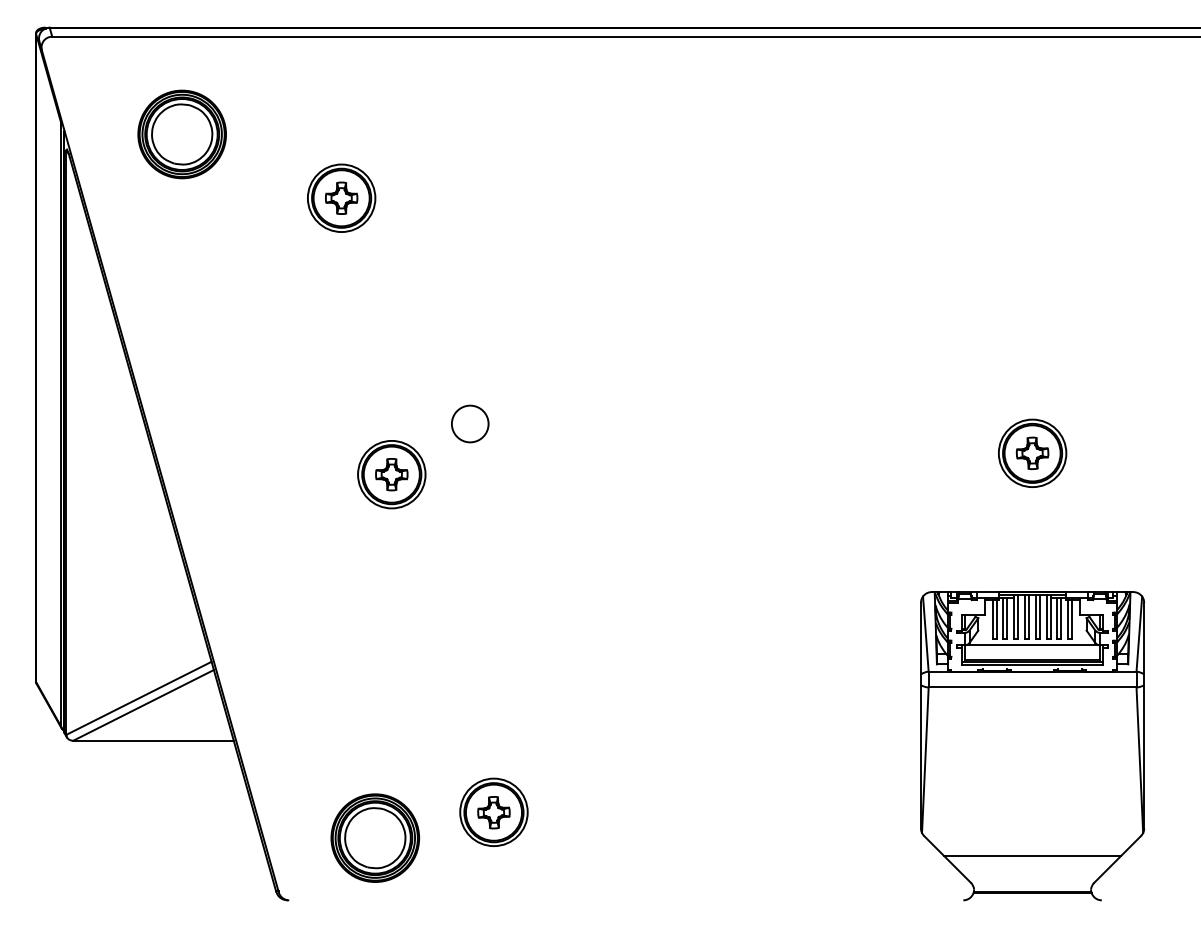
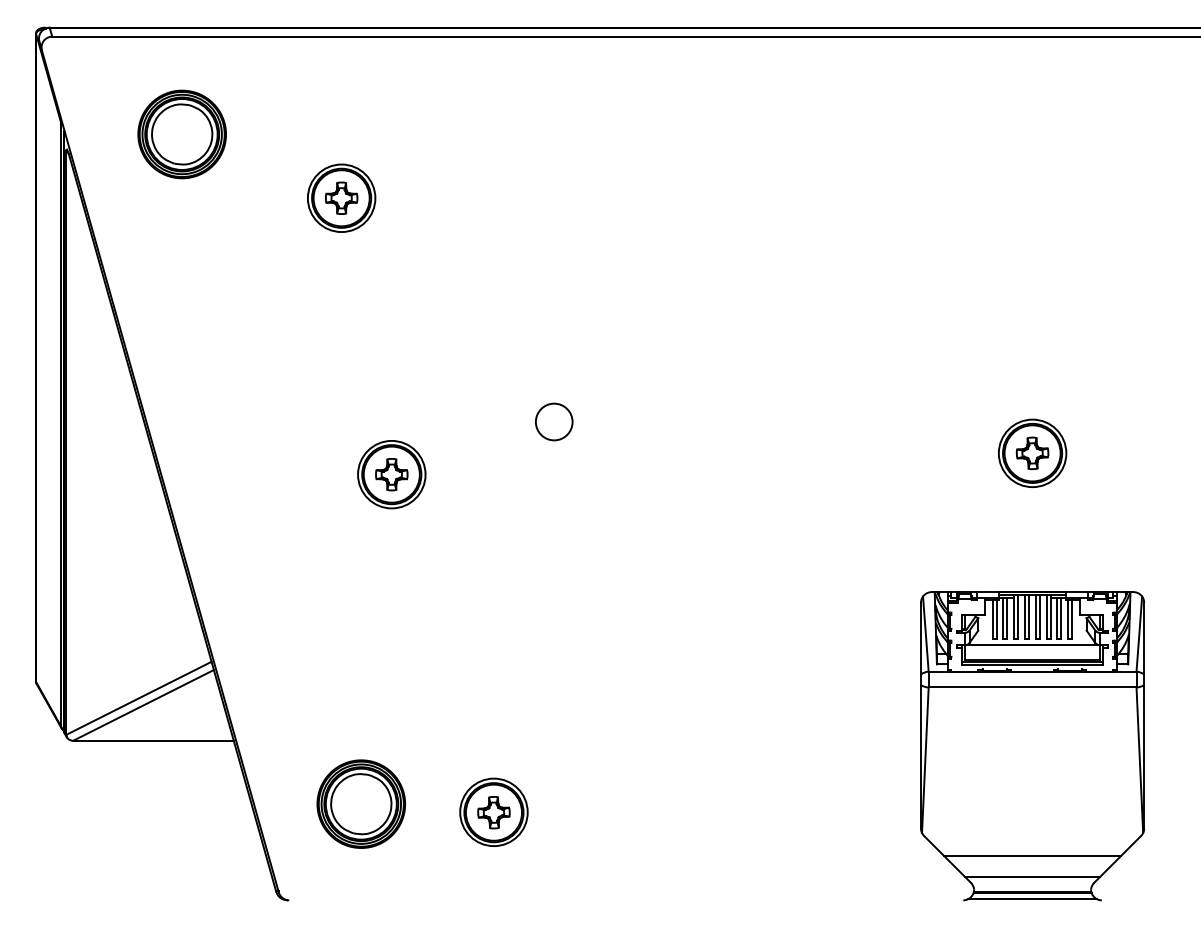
circle position: (470, 423) -> (554, 421) (554, 421)
part position: (375, 837) -> (361, 803) (361, 803)
line: none -> present (1032, 876)
line: none -> present (1032, 899)
